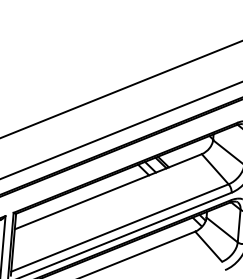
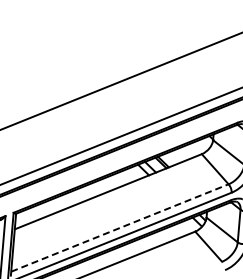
line position: (120, 89) -> (120, 81) (120, 81)
line position: (120, 130) -> (120, 136) (120, 136)
line: solid -> dashed (120, 227)
